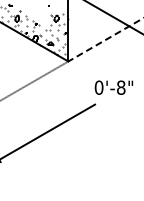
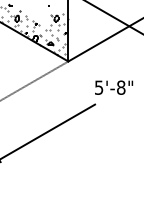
line: dashed -> solid (105, 40)
text: 0'-8" -> 5'-8" (98, 87)
